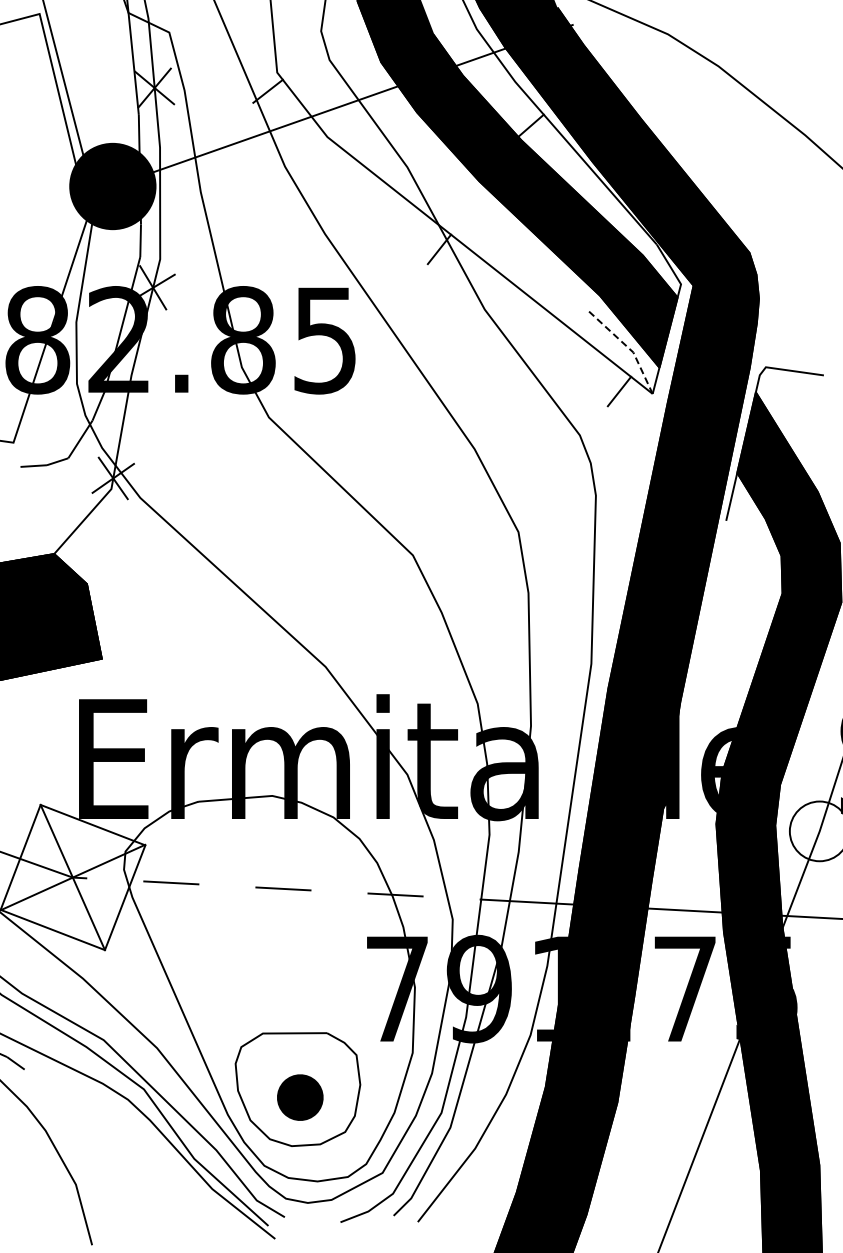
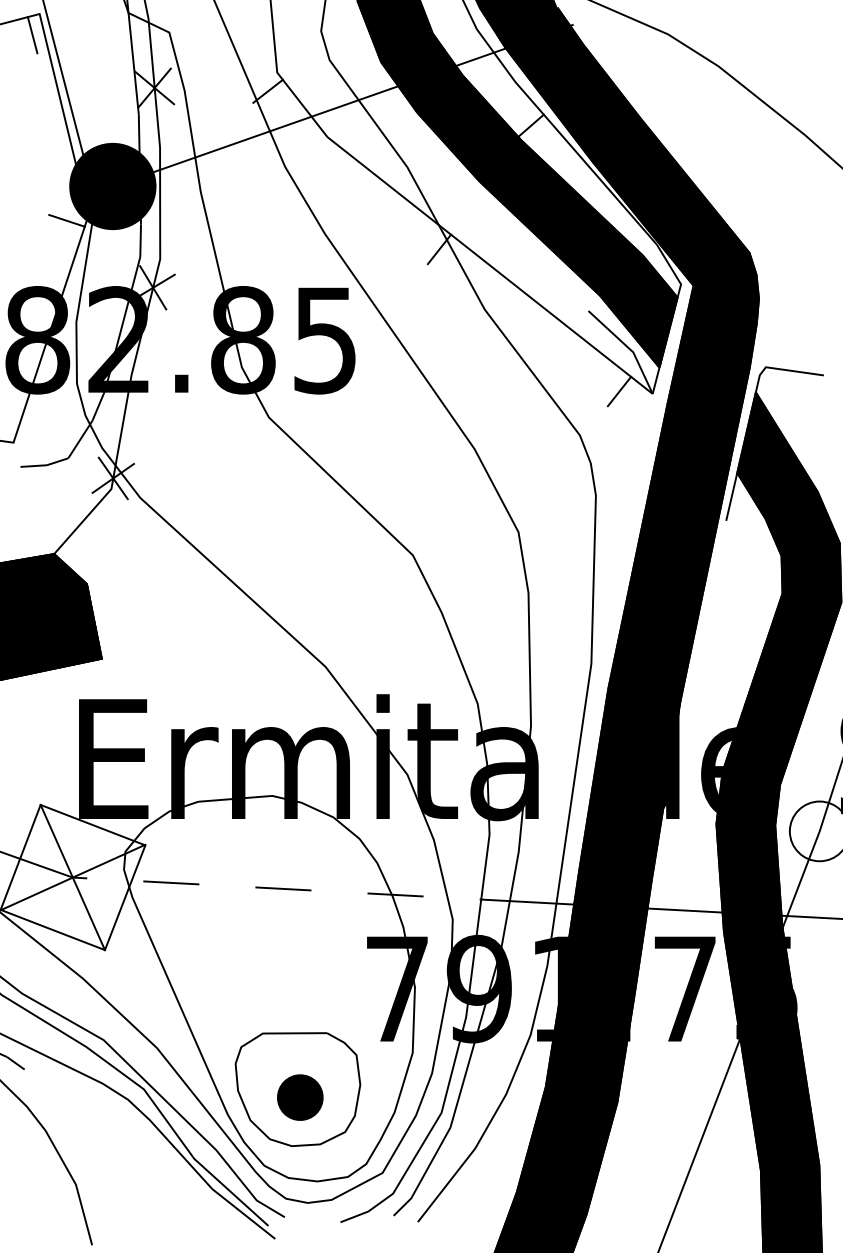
line: none -> present (32, 35)
line: none -> present (66, 220)
line: dashed -> solid (627, 347)
